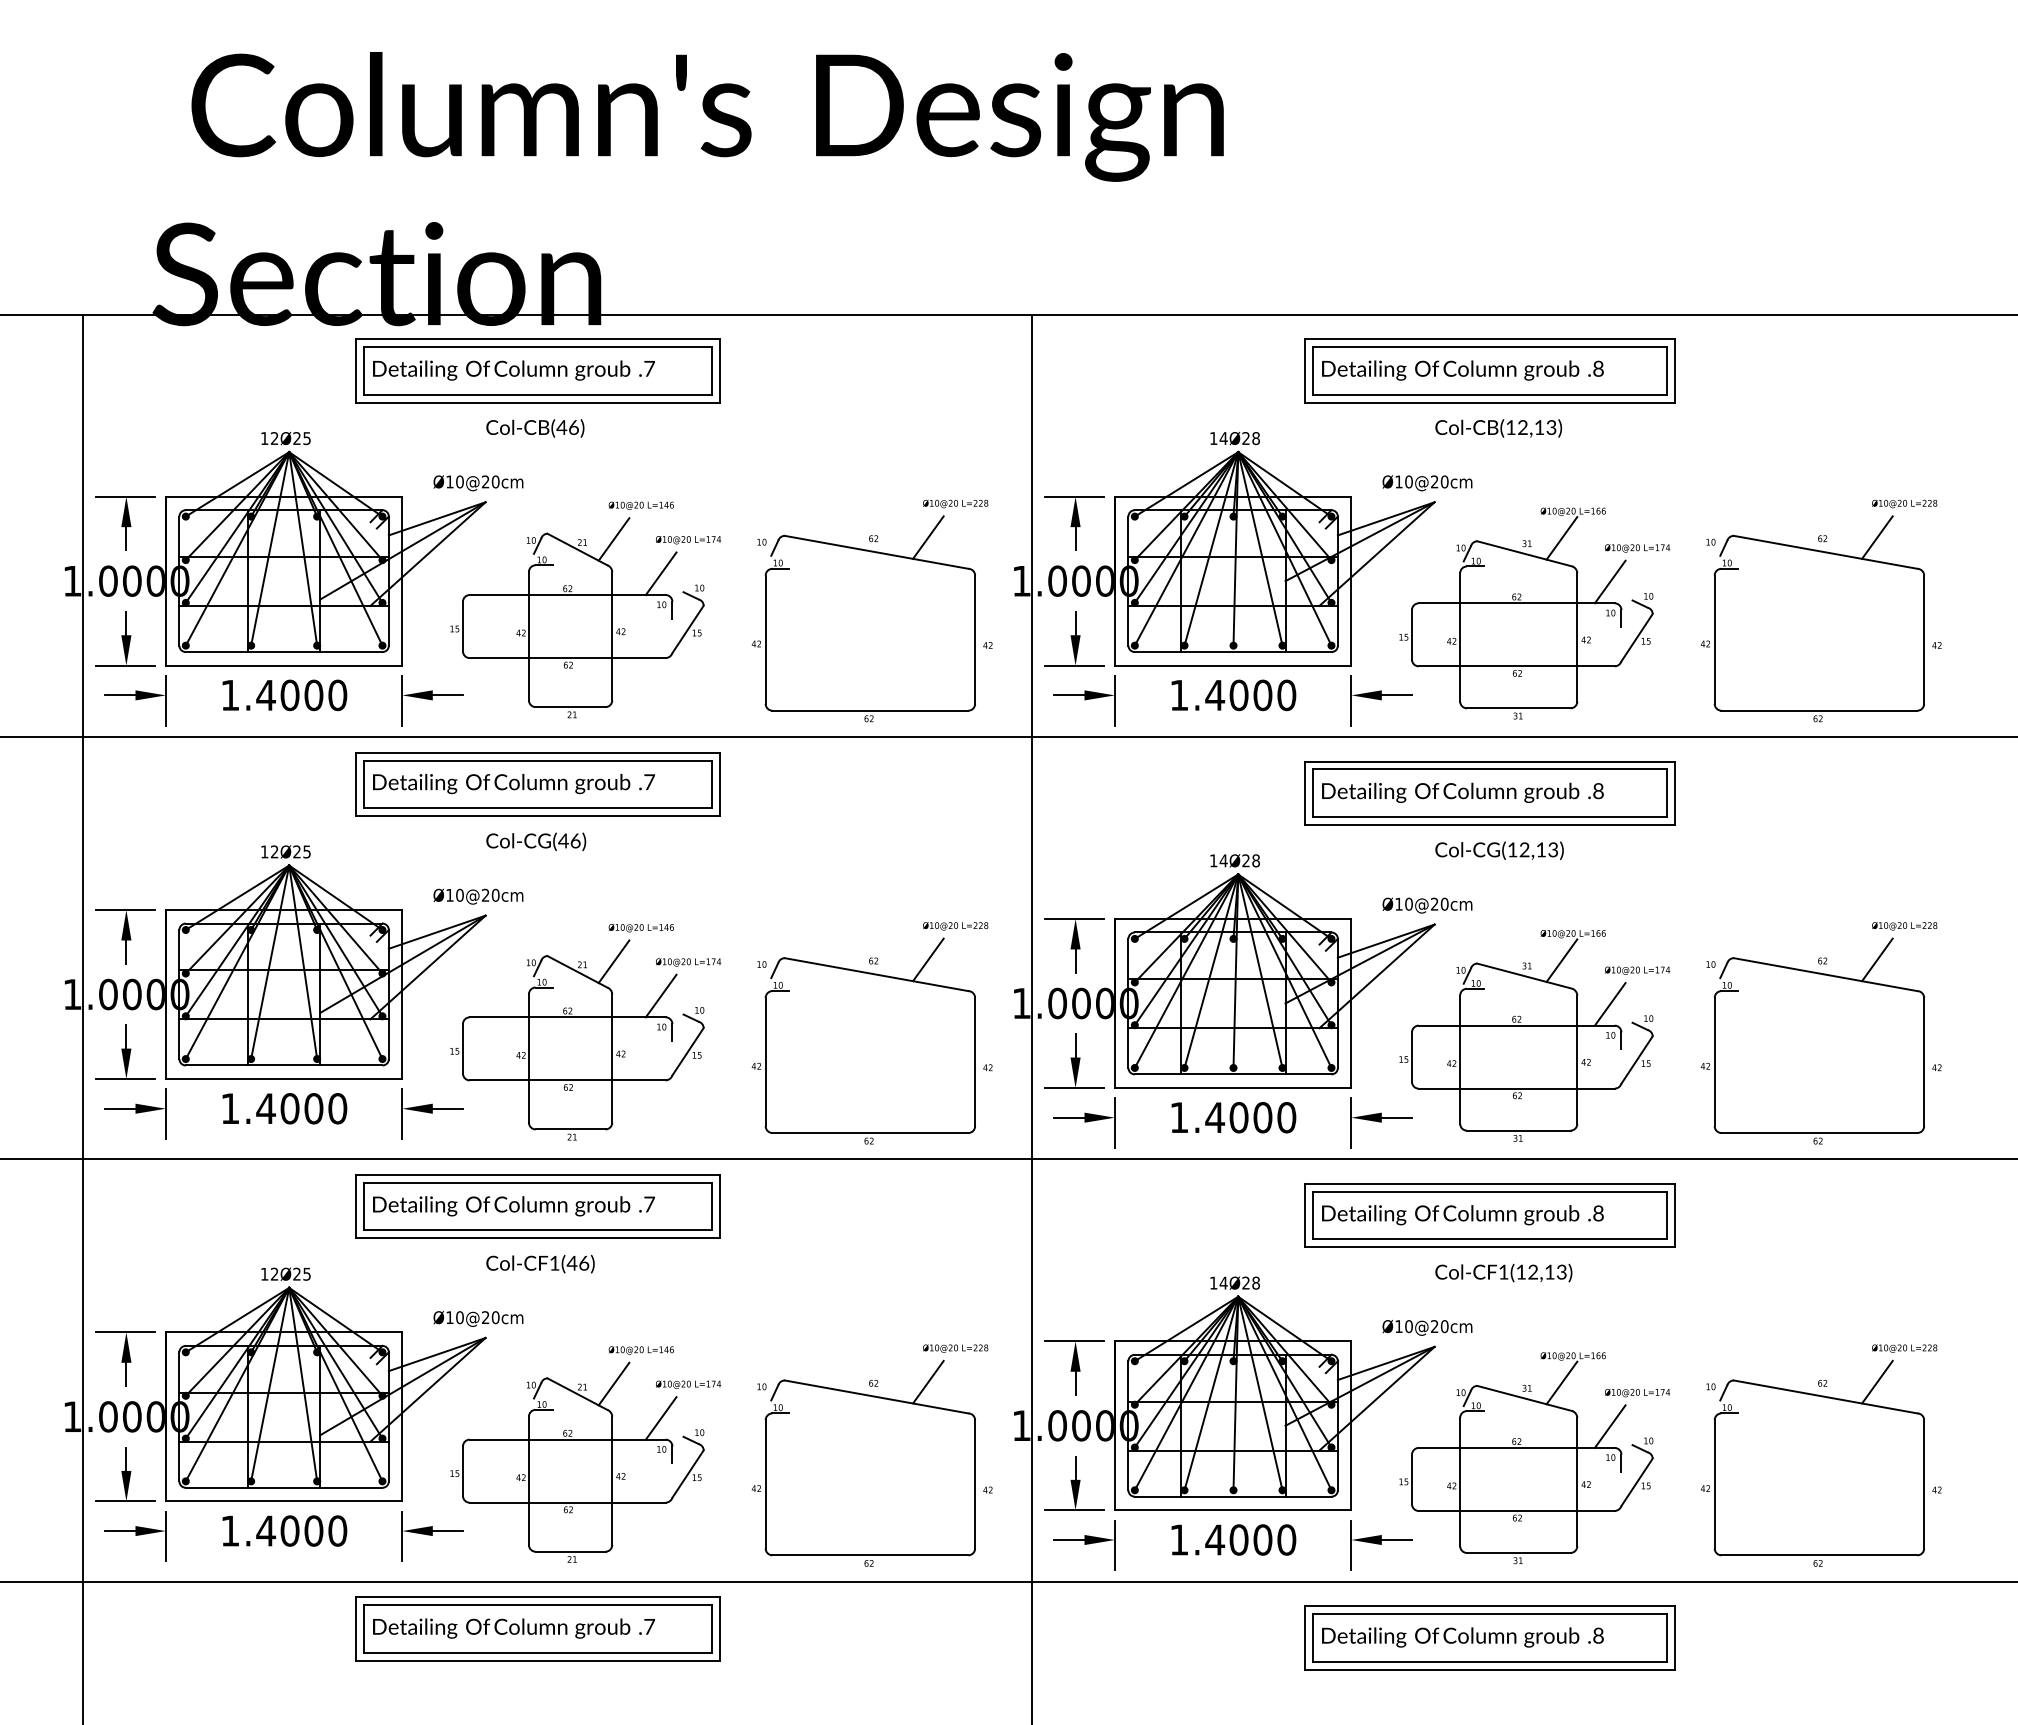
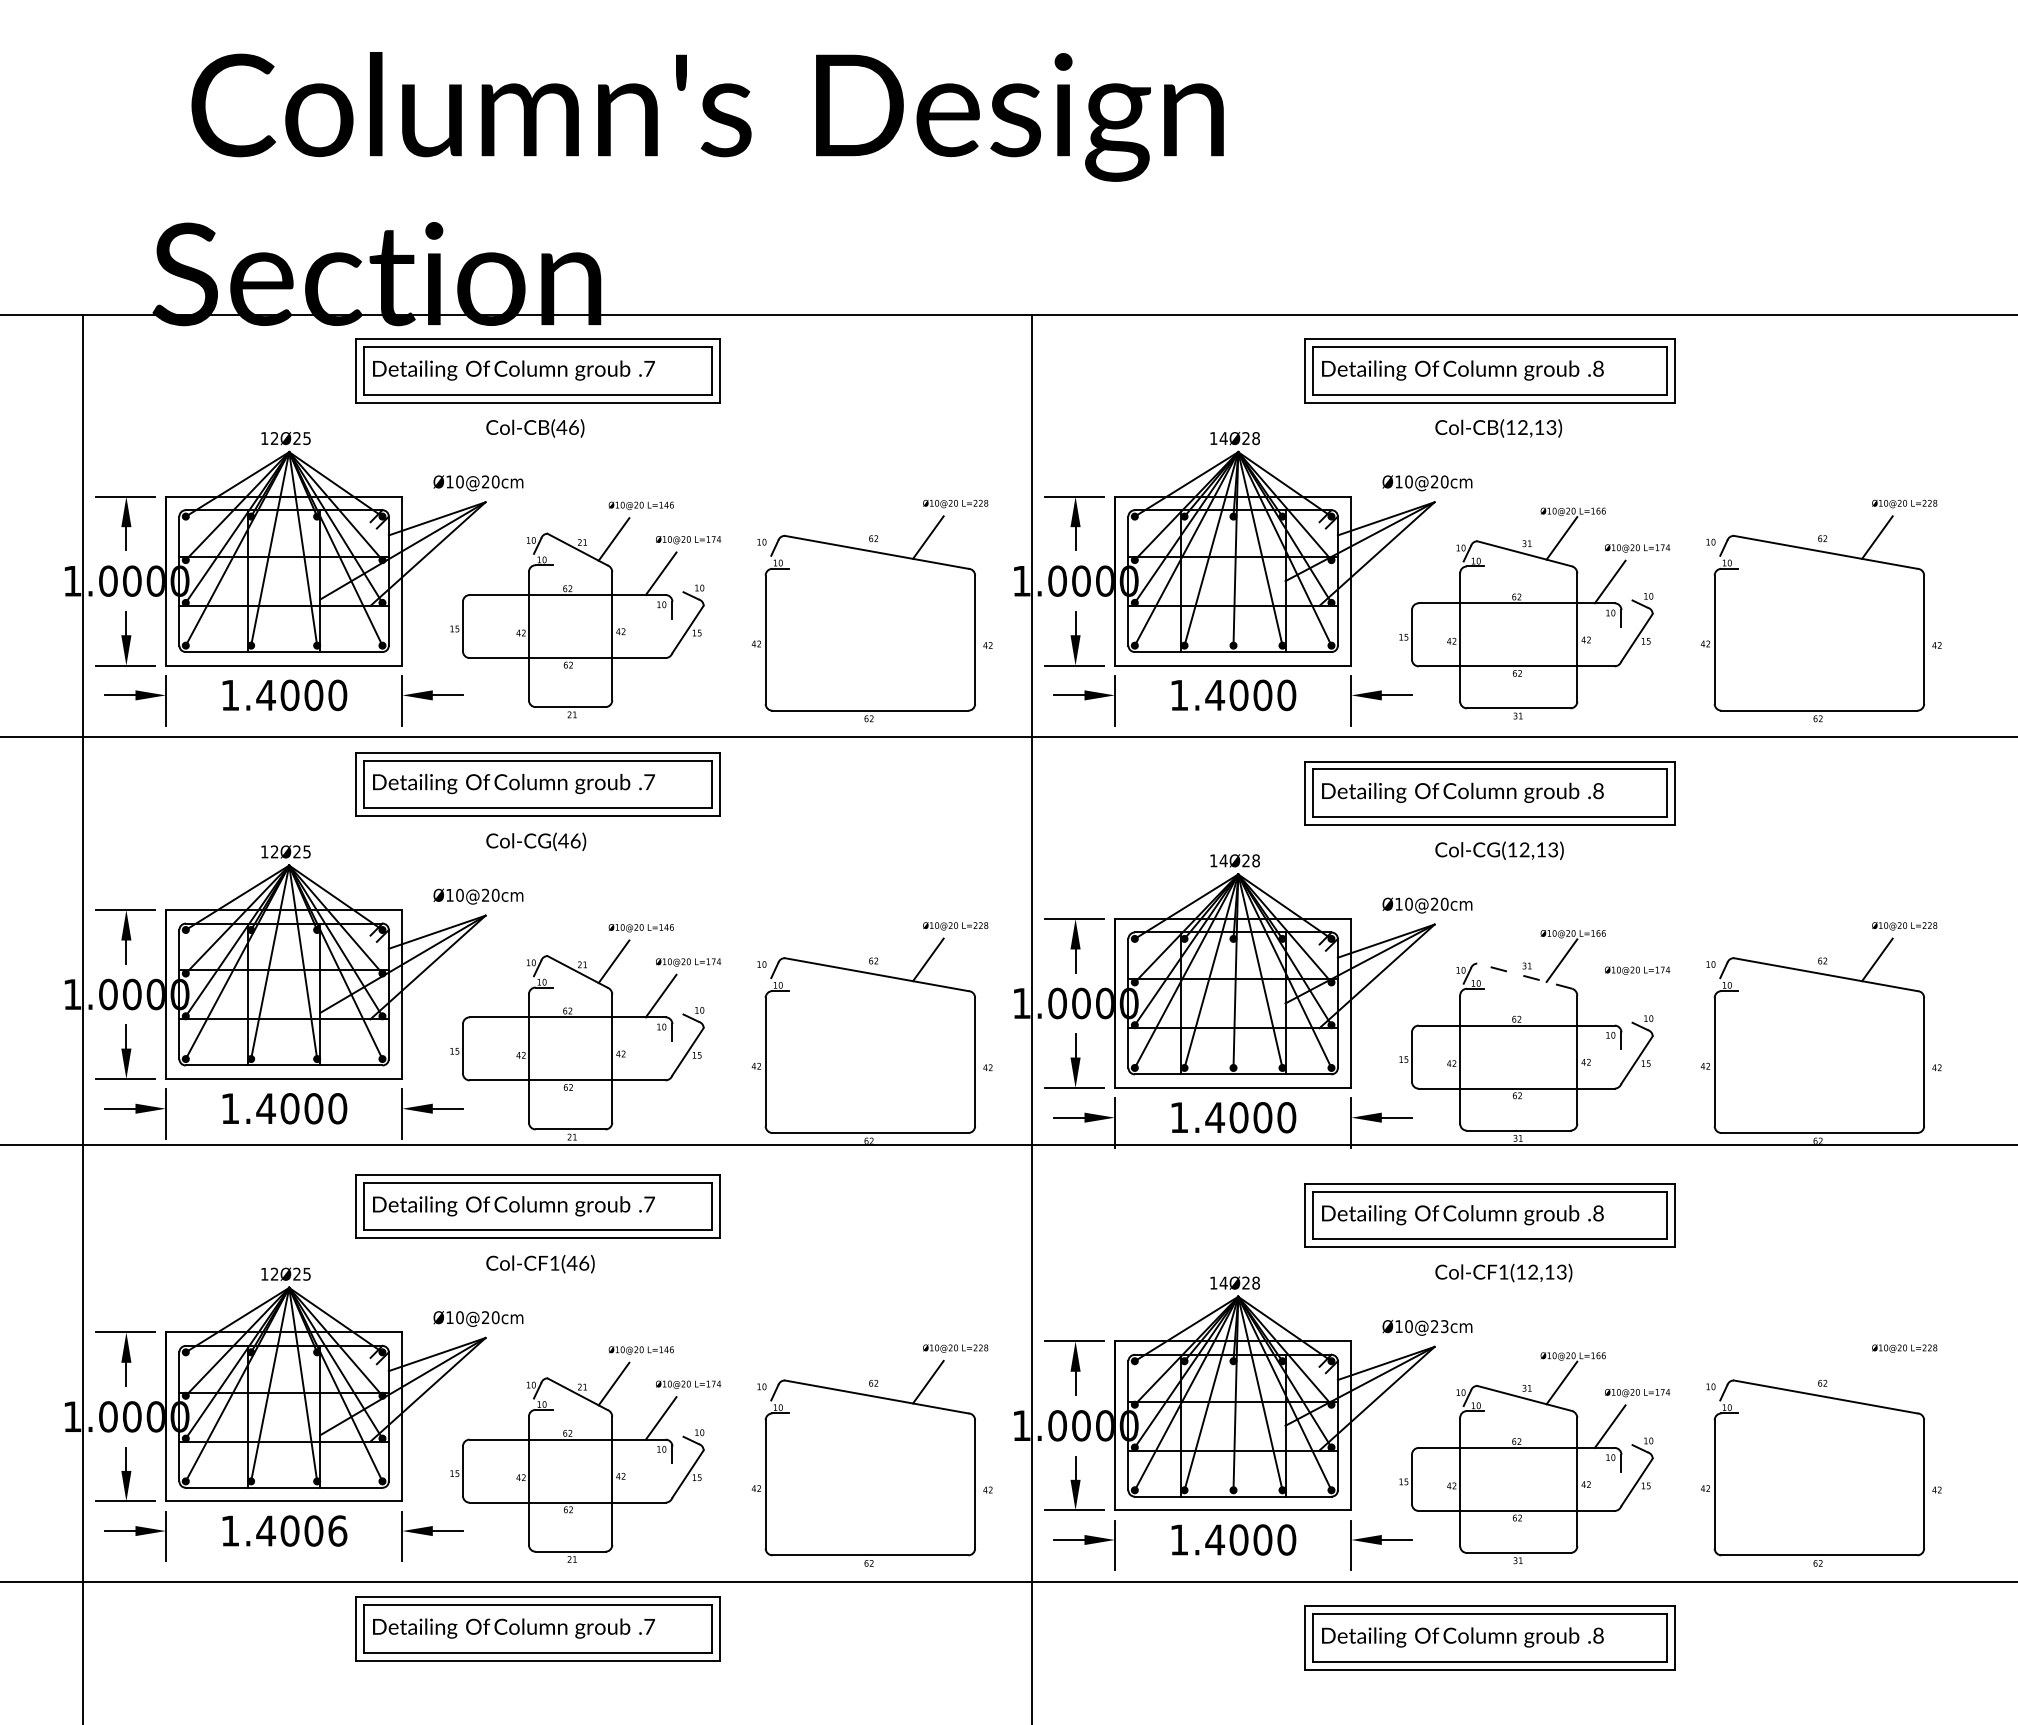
line: solid -> dashed (1524, 976)
line: present -> none (1609, 1004)
line position: (1008, 1159) -> (1008, 1145) (1008, 1145)
text: Ø10@20cm -> Ø10@23cm (1444, 1326)
line: present -> none (1877, 1381)
text: 1.4000 -> 1.4006 (337, 1530)
